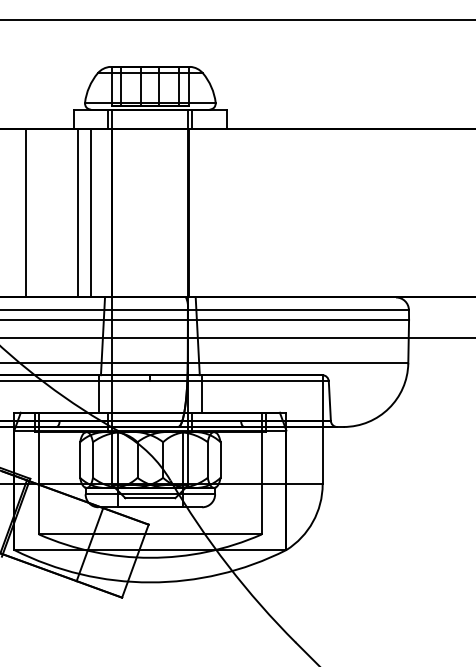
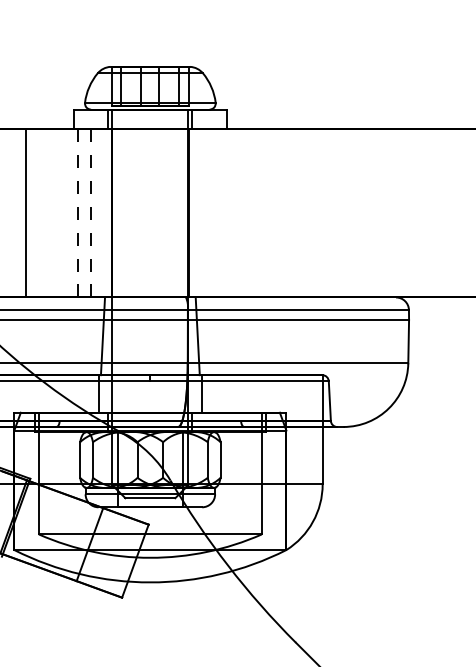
line: present -> none (237, 20)
line: solid -> dashed (90, 212)
line: solid -> dashed (77, 213)
line: present -> none (237, 338)
